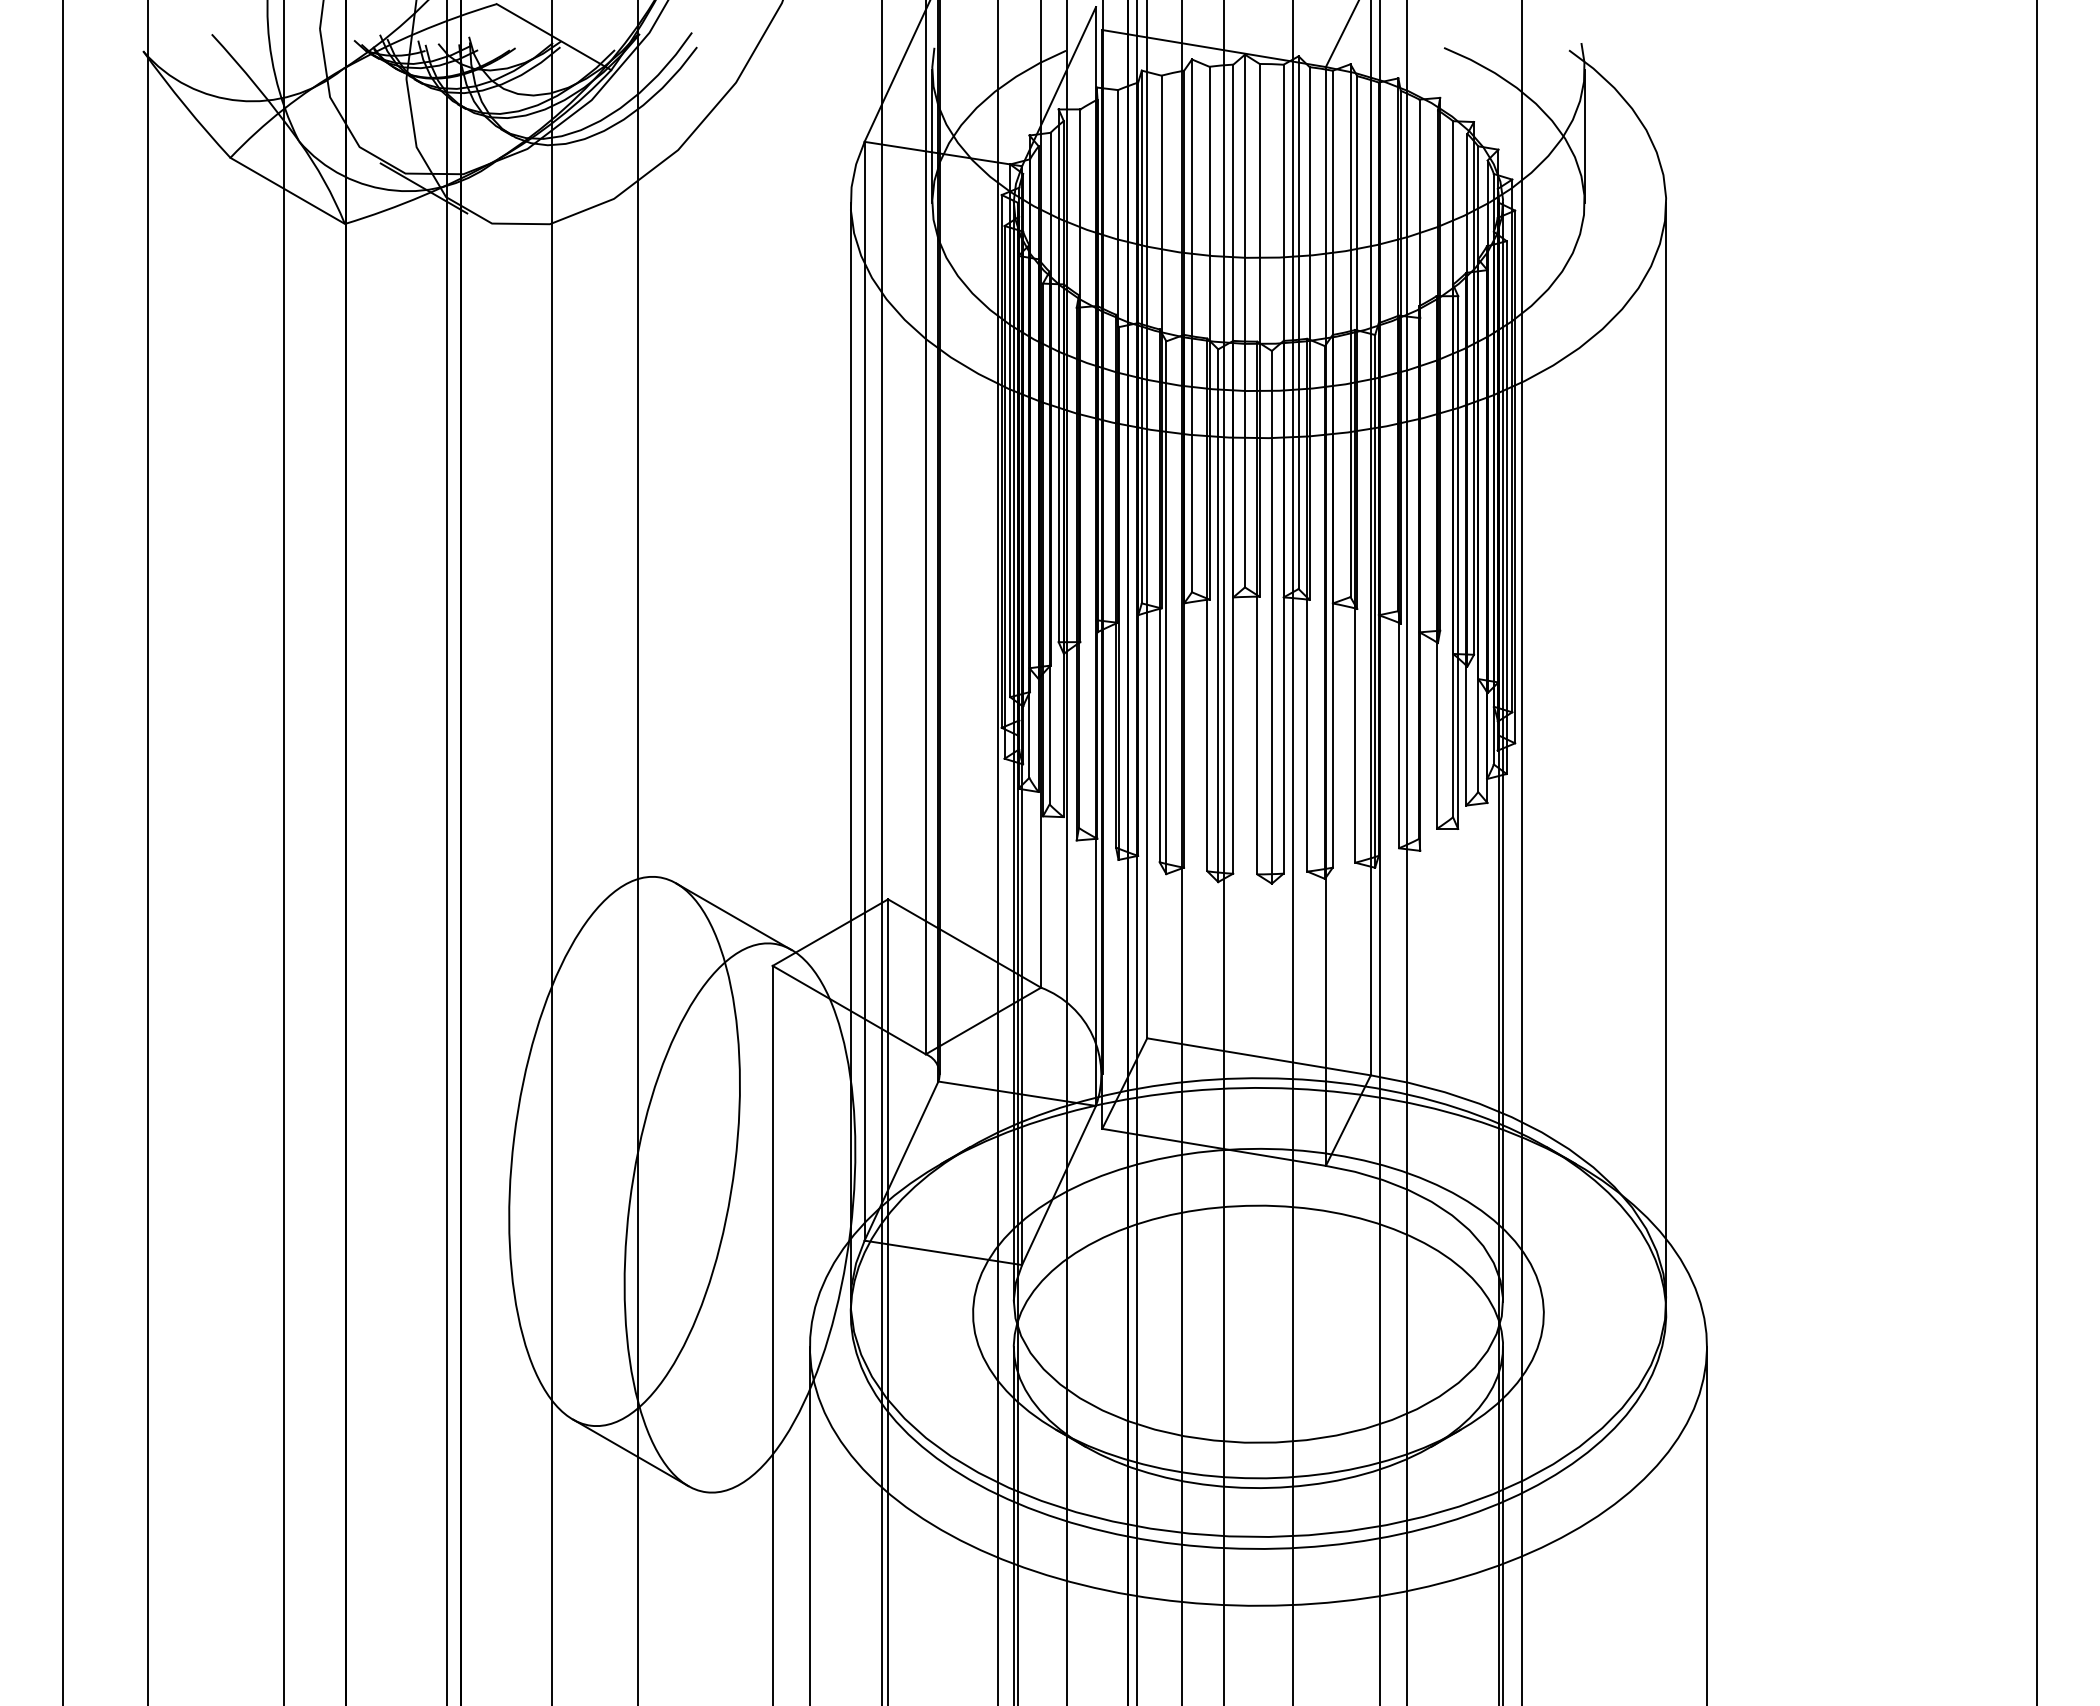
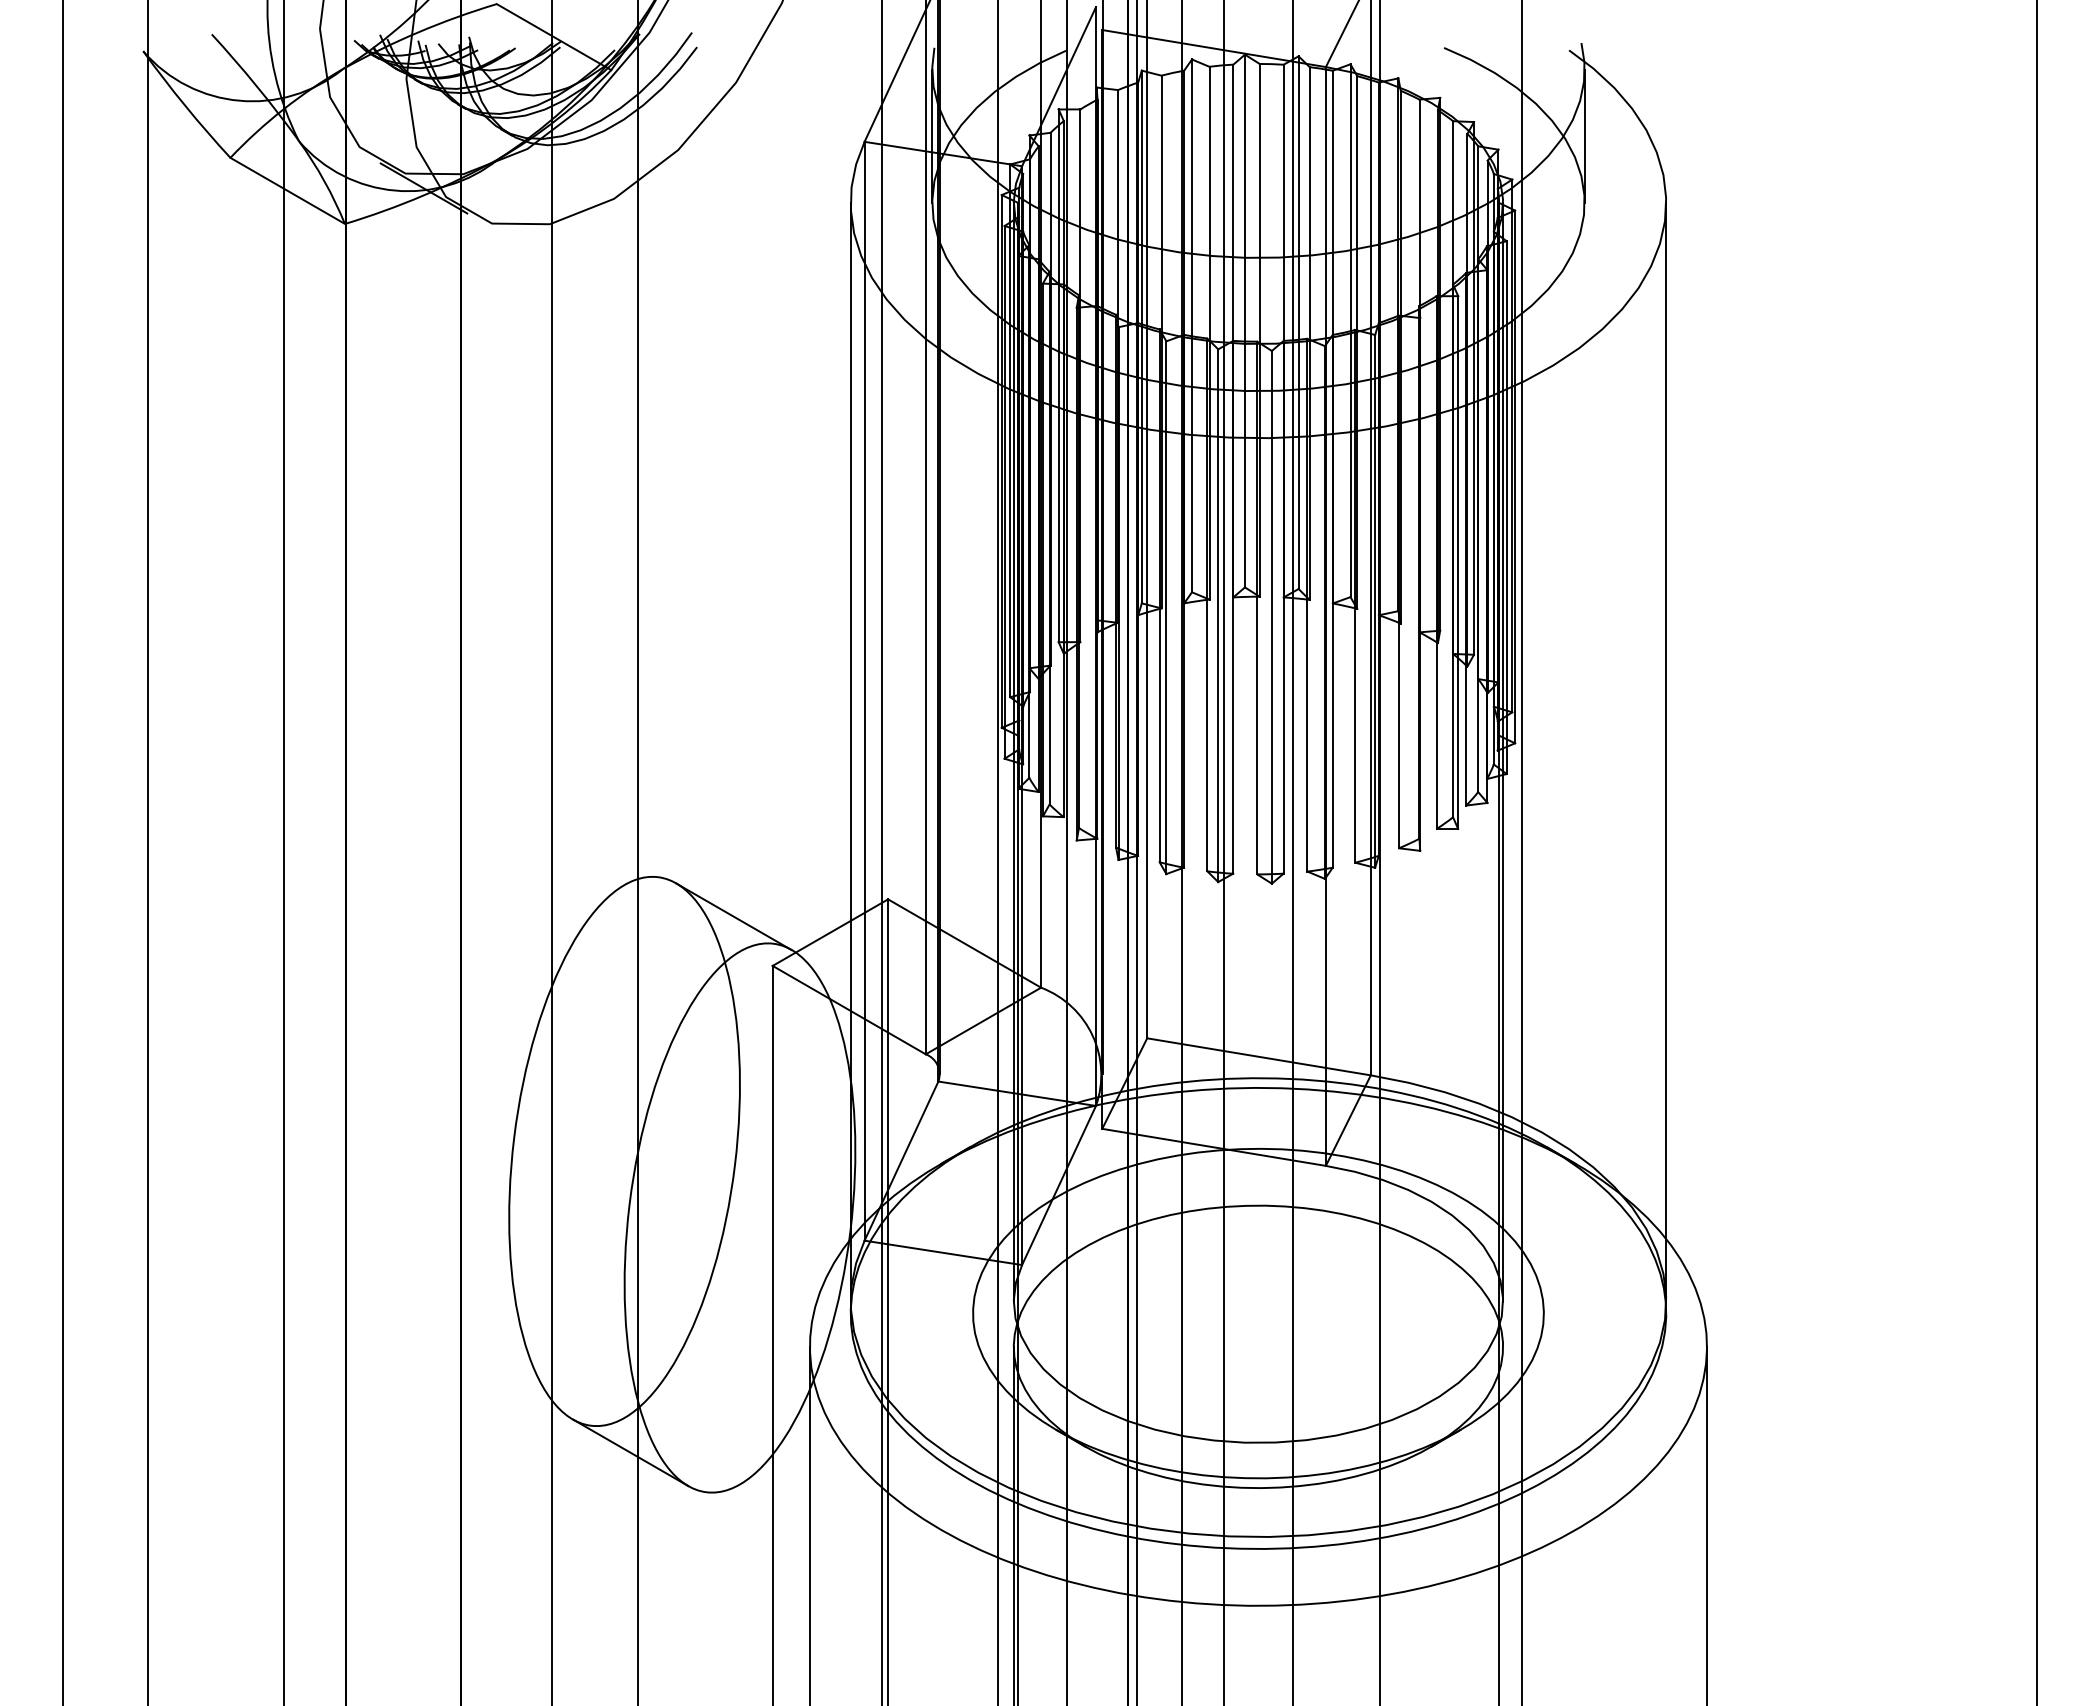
line: present -> none (446, 852)
line: present -> none (1407, 852)
line: present -> none (1503, 1524)
